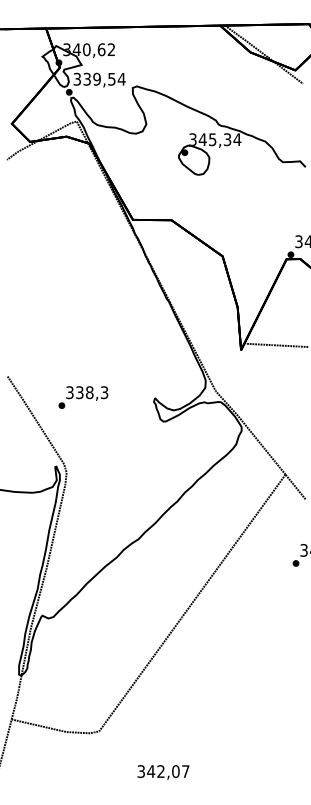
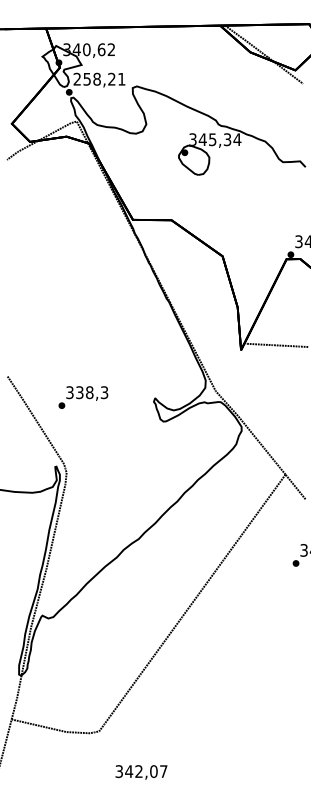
text: 339,54 -> 258,21 (99, 78)
text position: (163, 772) -> (141, 772) (141, 772)
